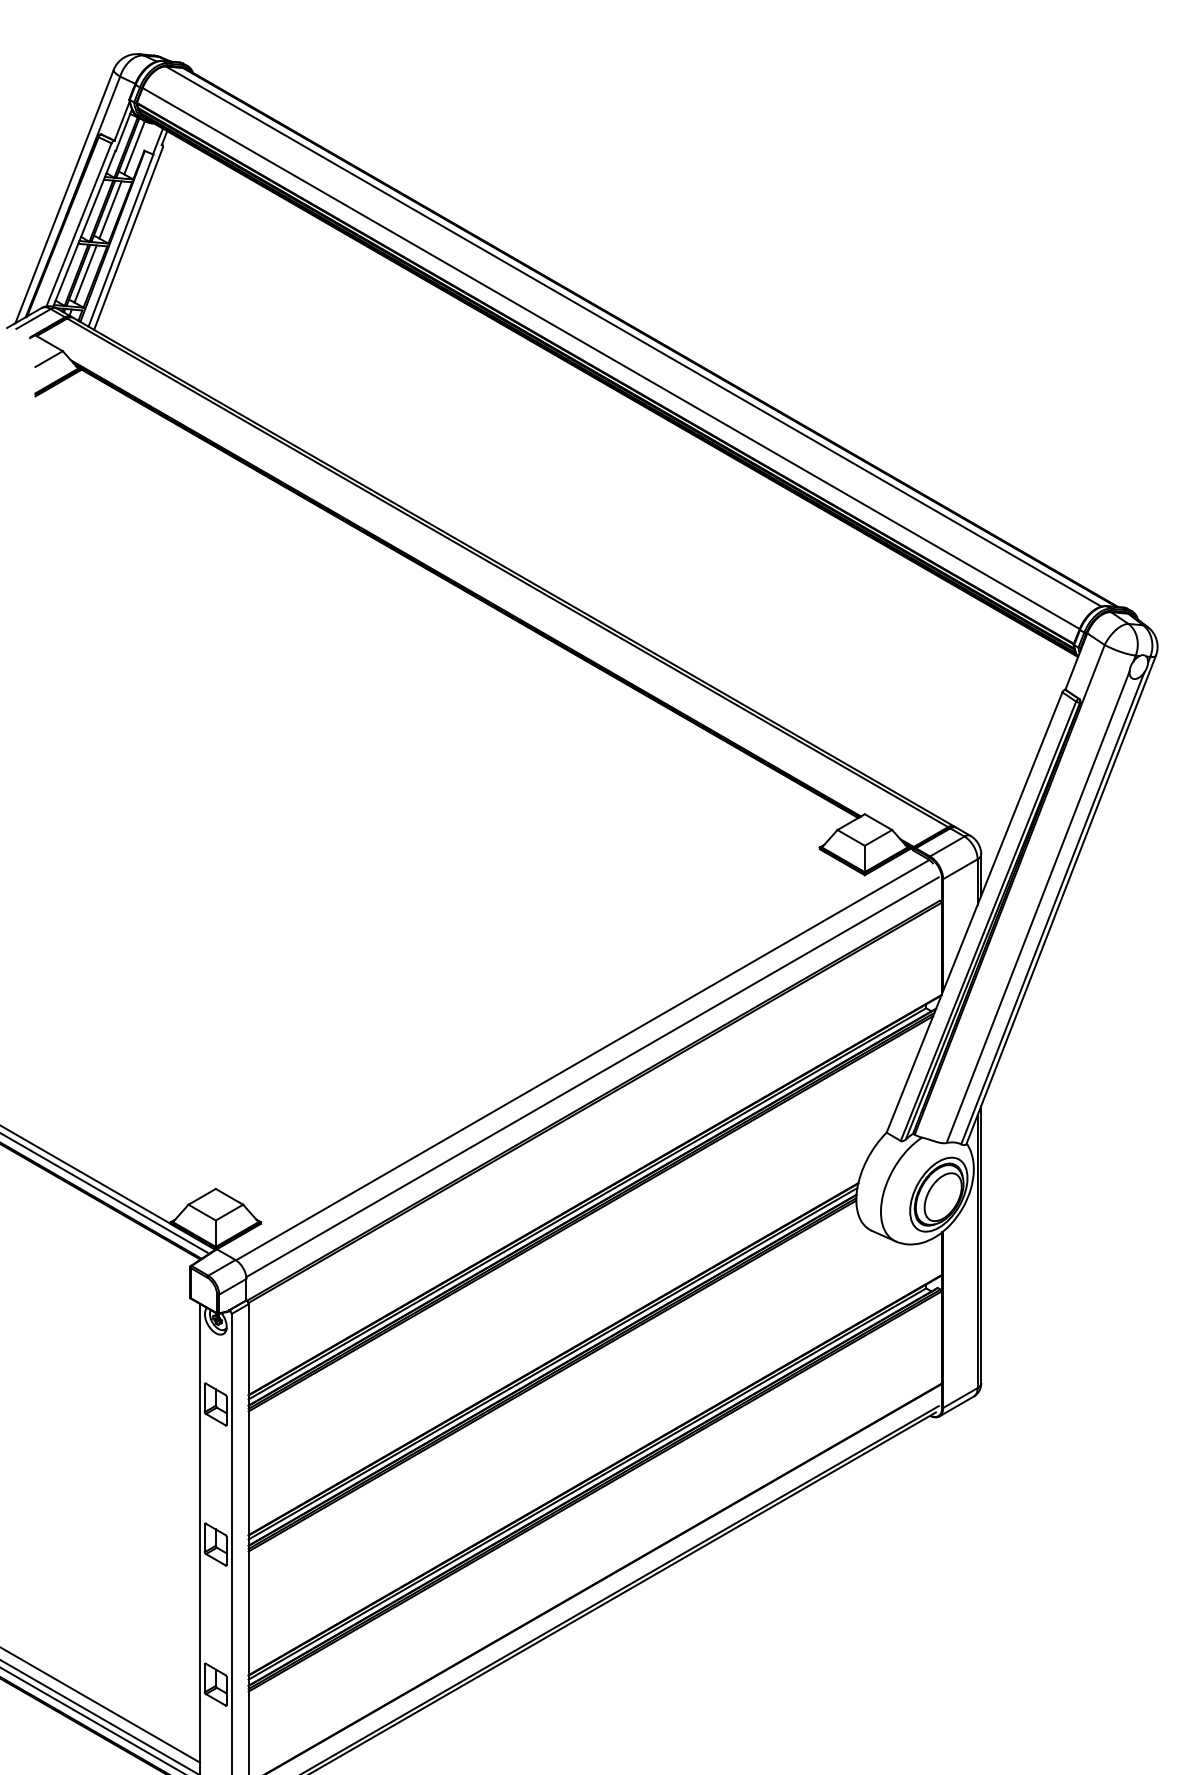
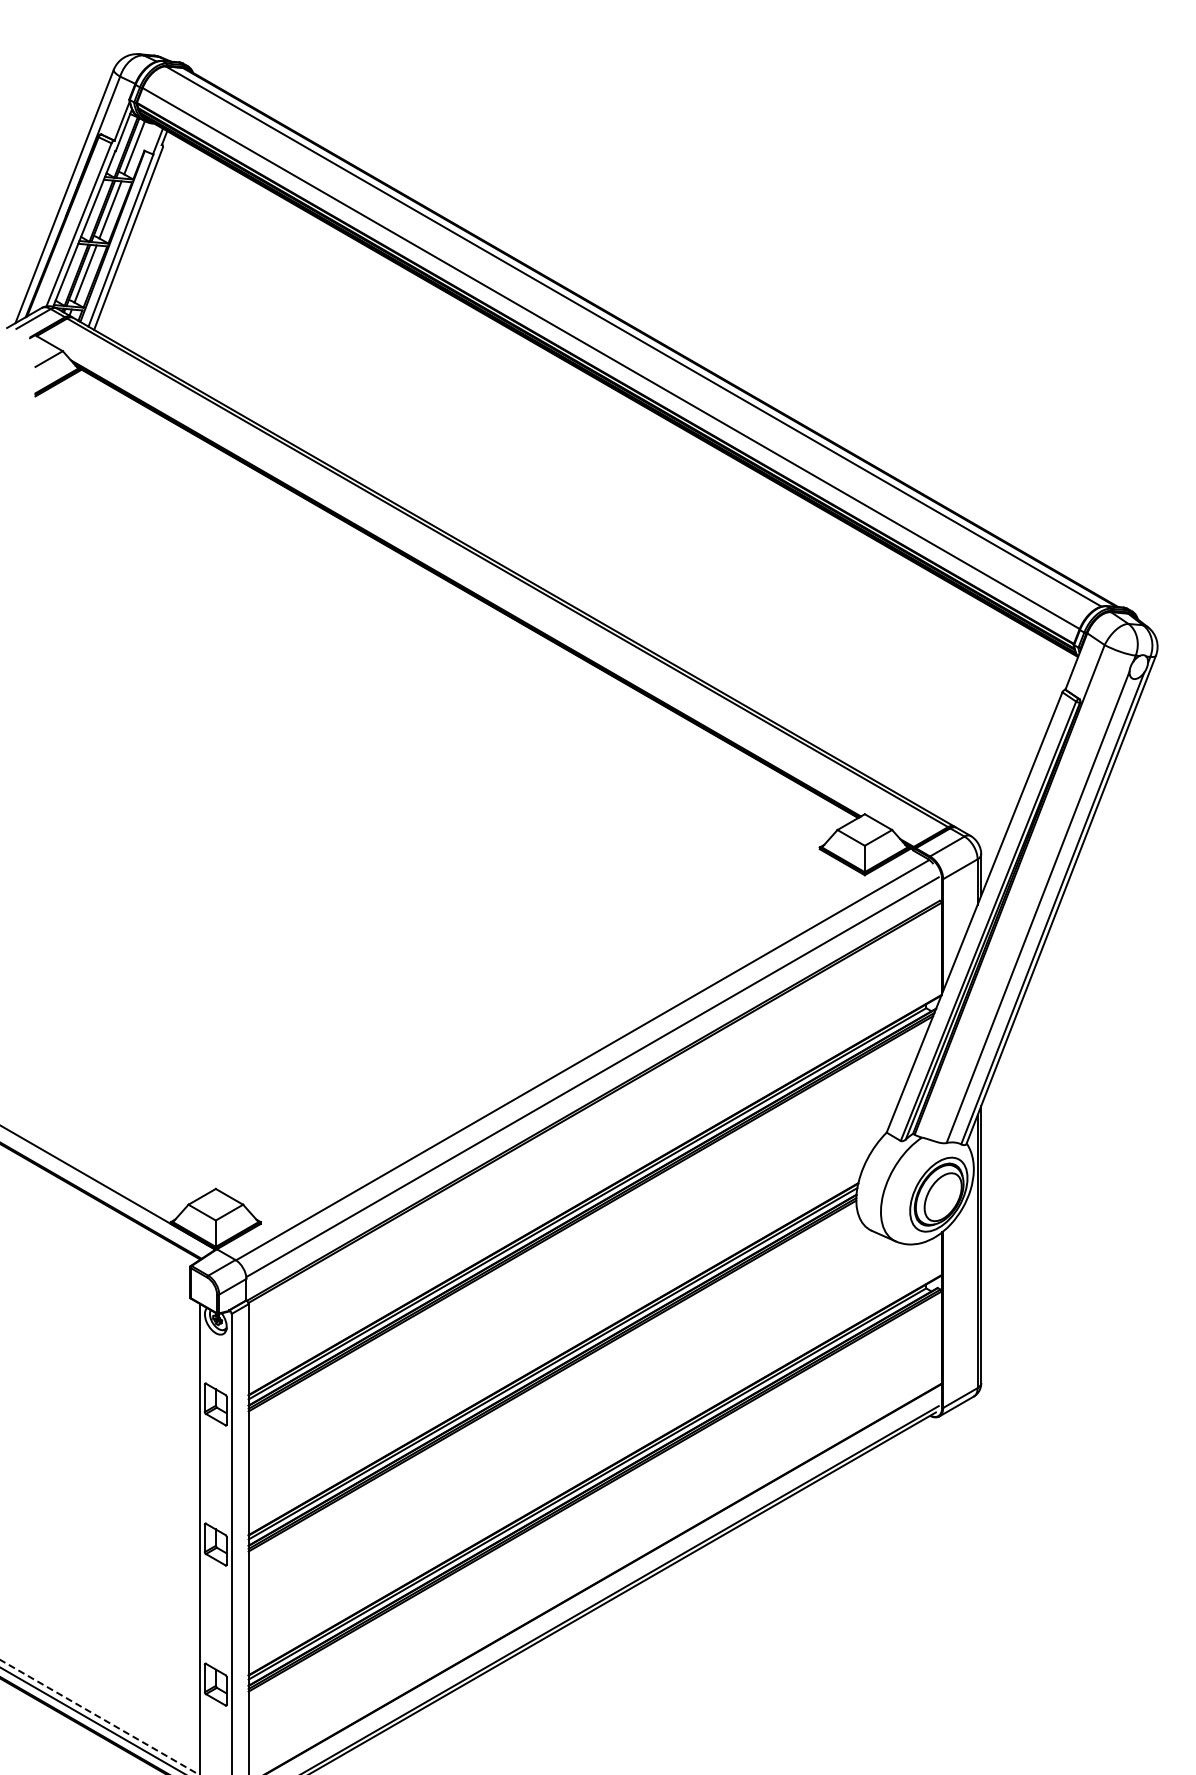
line: present -> none (105, 1193)
line: present -> none (101, 1705)
line: solid -> dashed (99, 1717)
